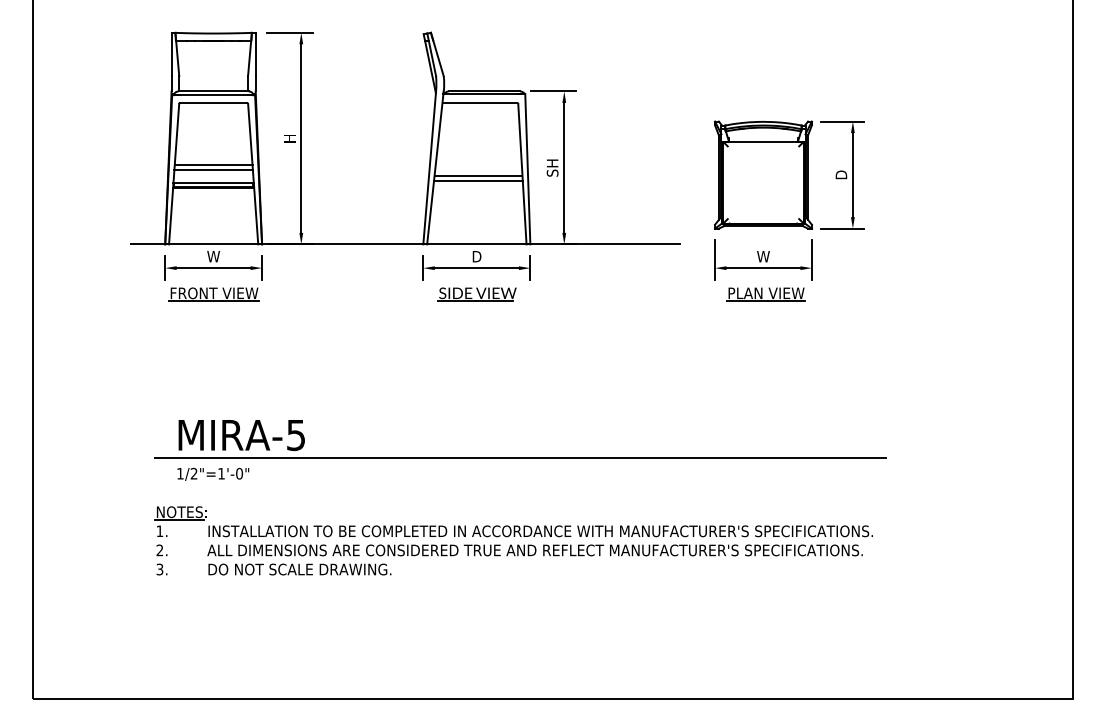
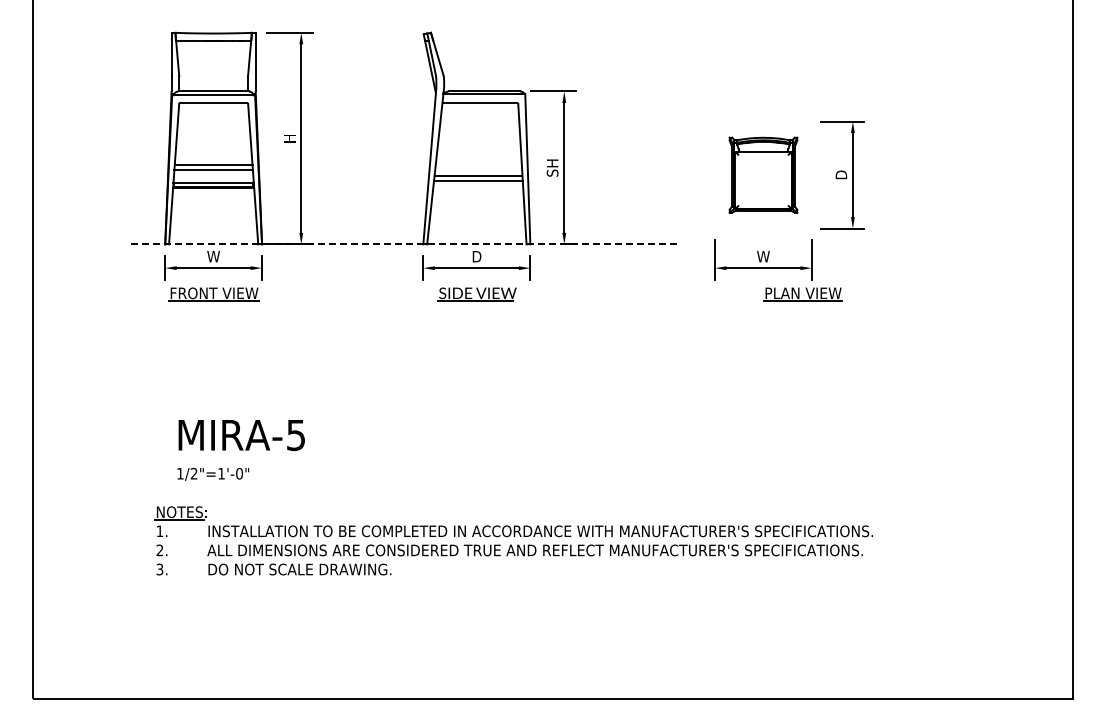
part size: 99x110 px -> 71x78 px (763, 174)
line: solid -> dashed (405, 244)
part position: (765, 294) -> (802, 294) (802, 294)
line: present -> none (520, 457)
